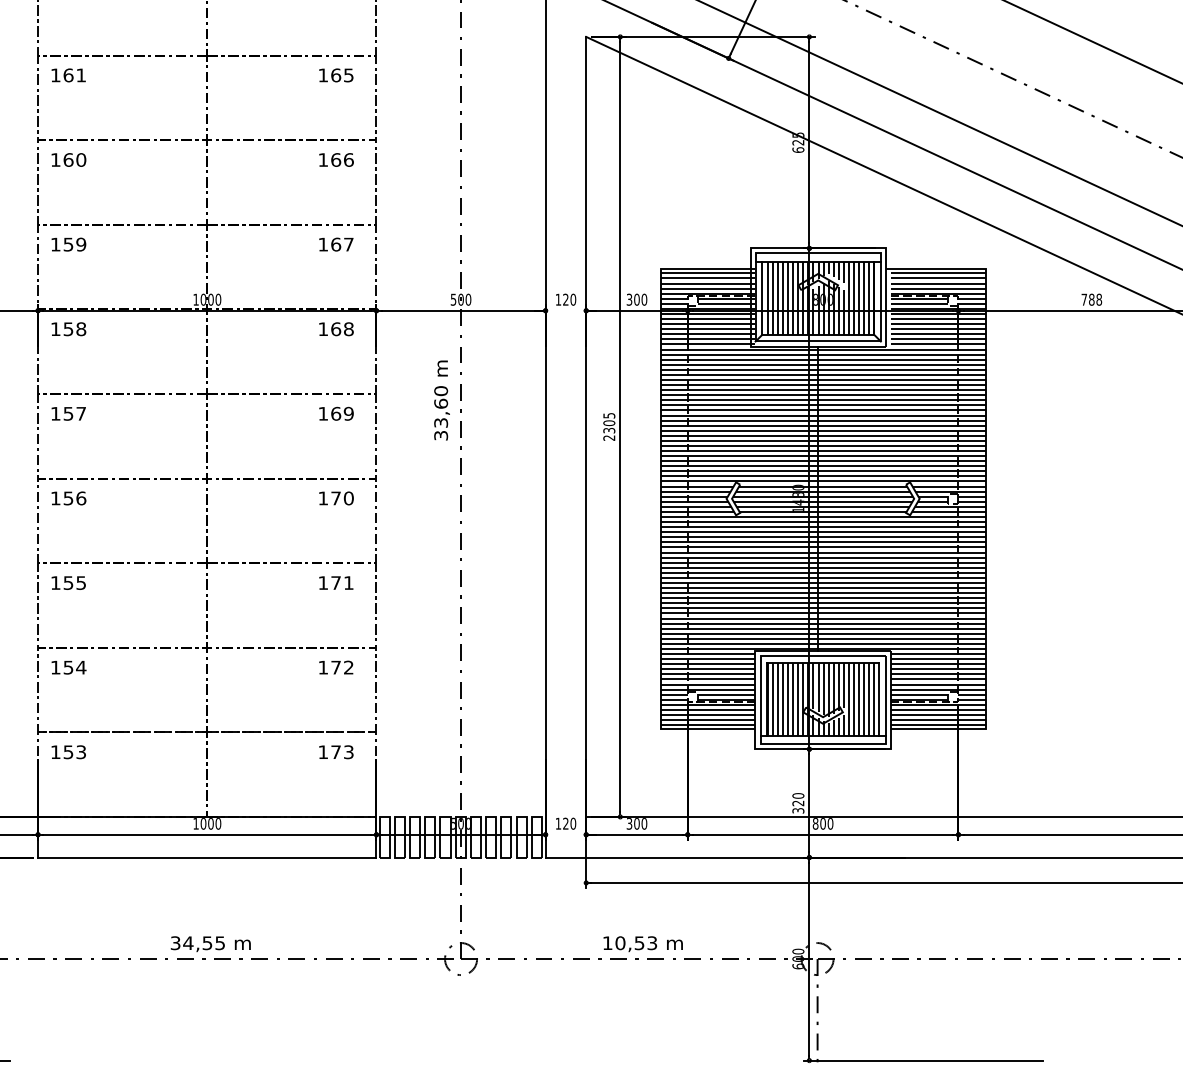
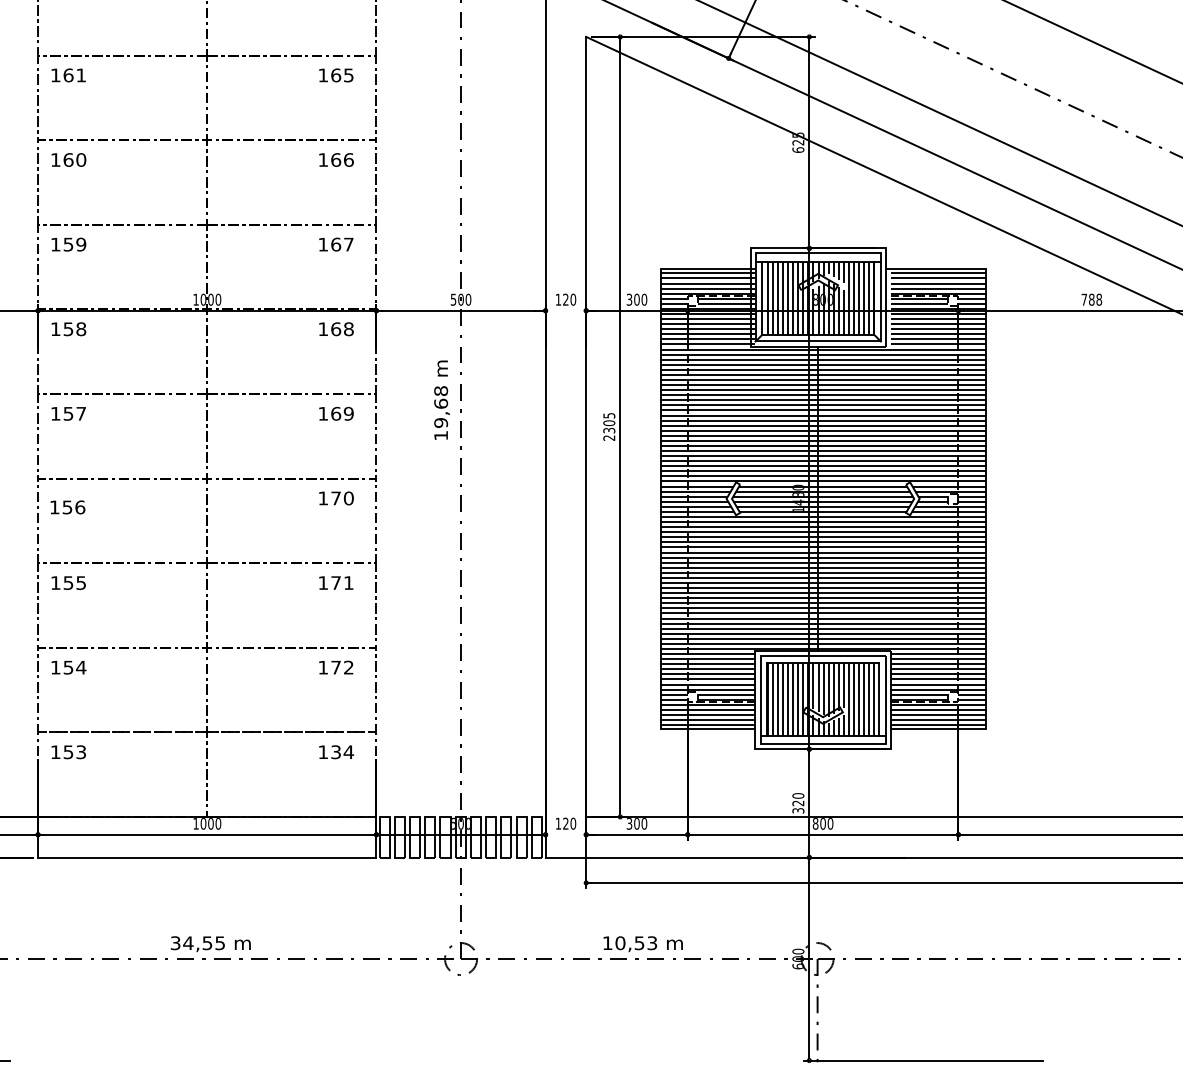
text: 33,60 -> 19,68 (441, 413)
text position: (68, 498) -> (67, 507) (67, 507)
text: 173 -> 134 (342, 752)
